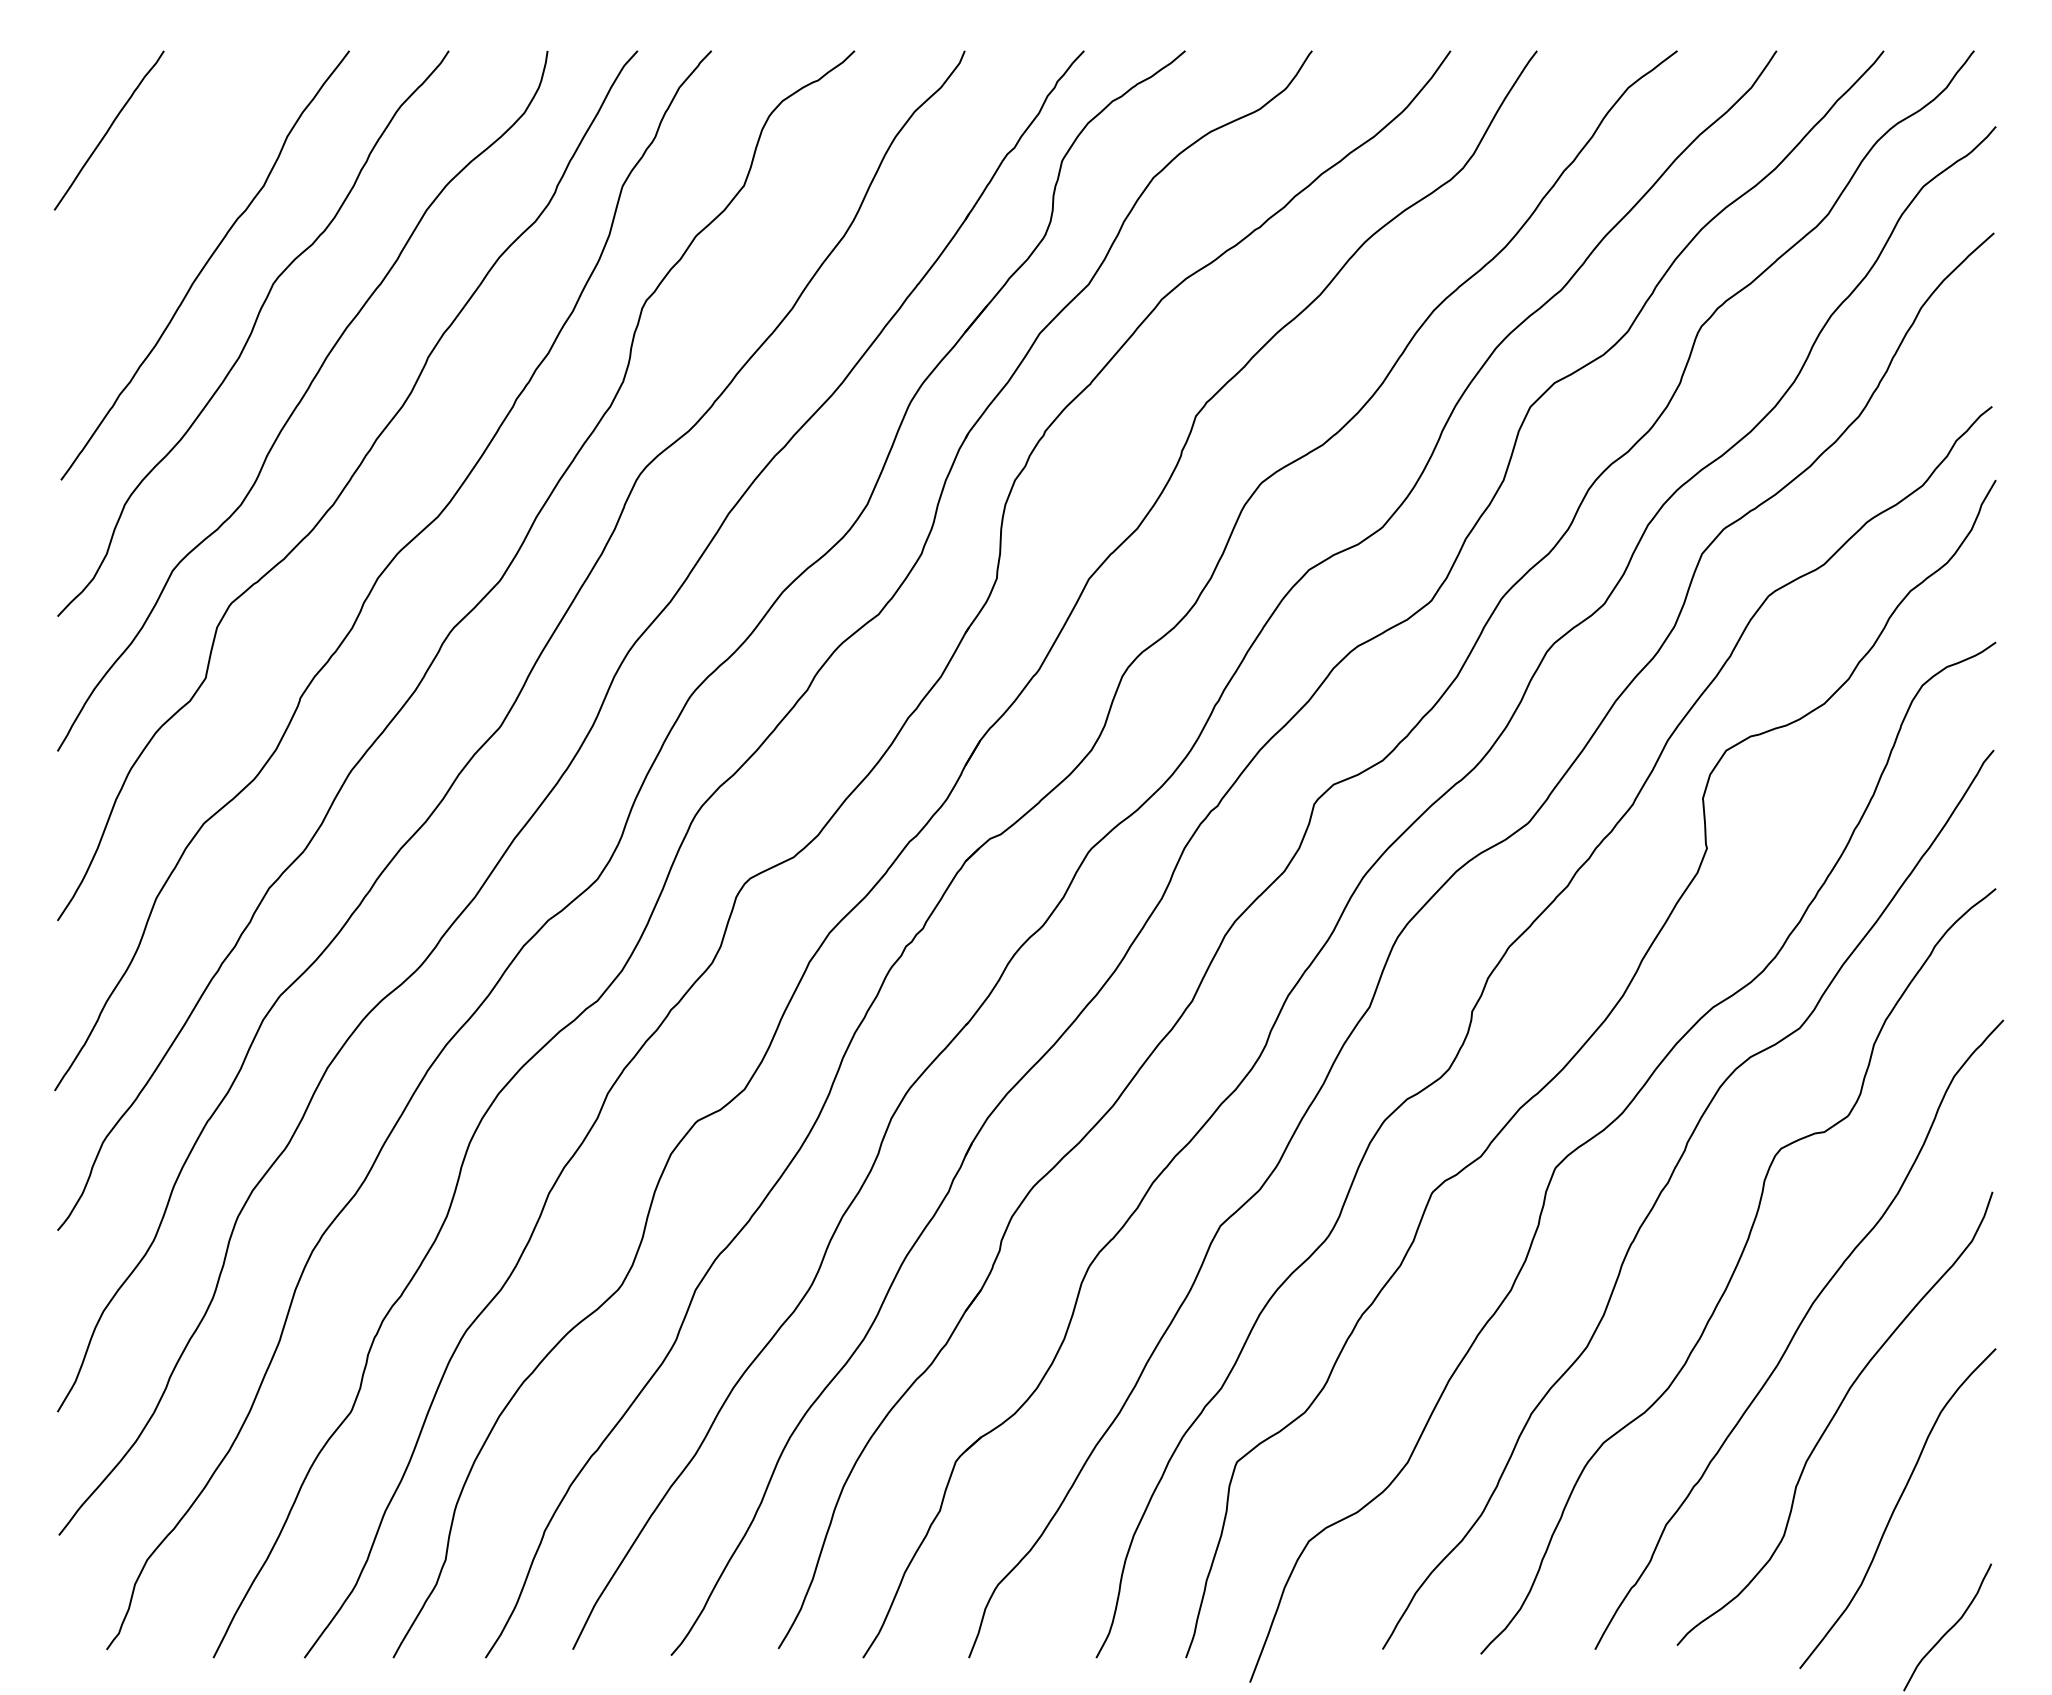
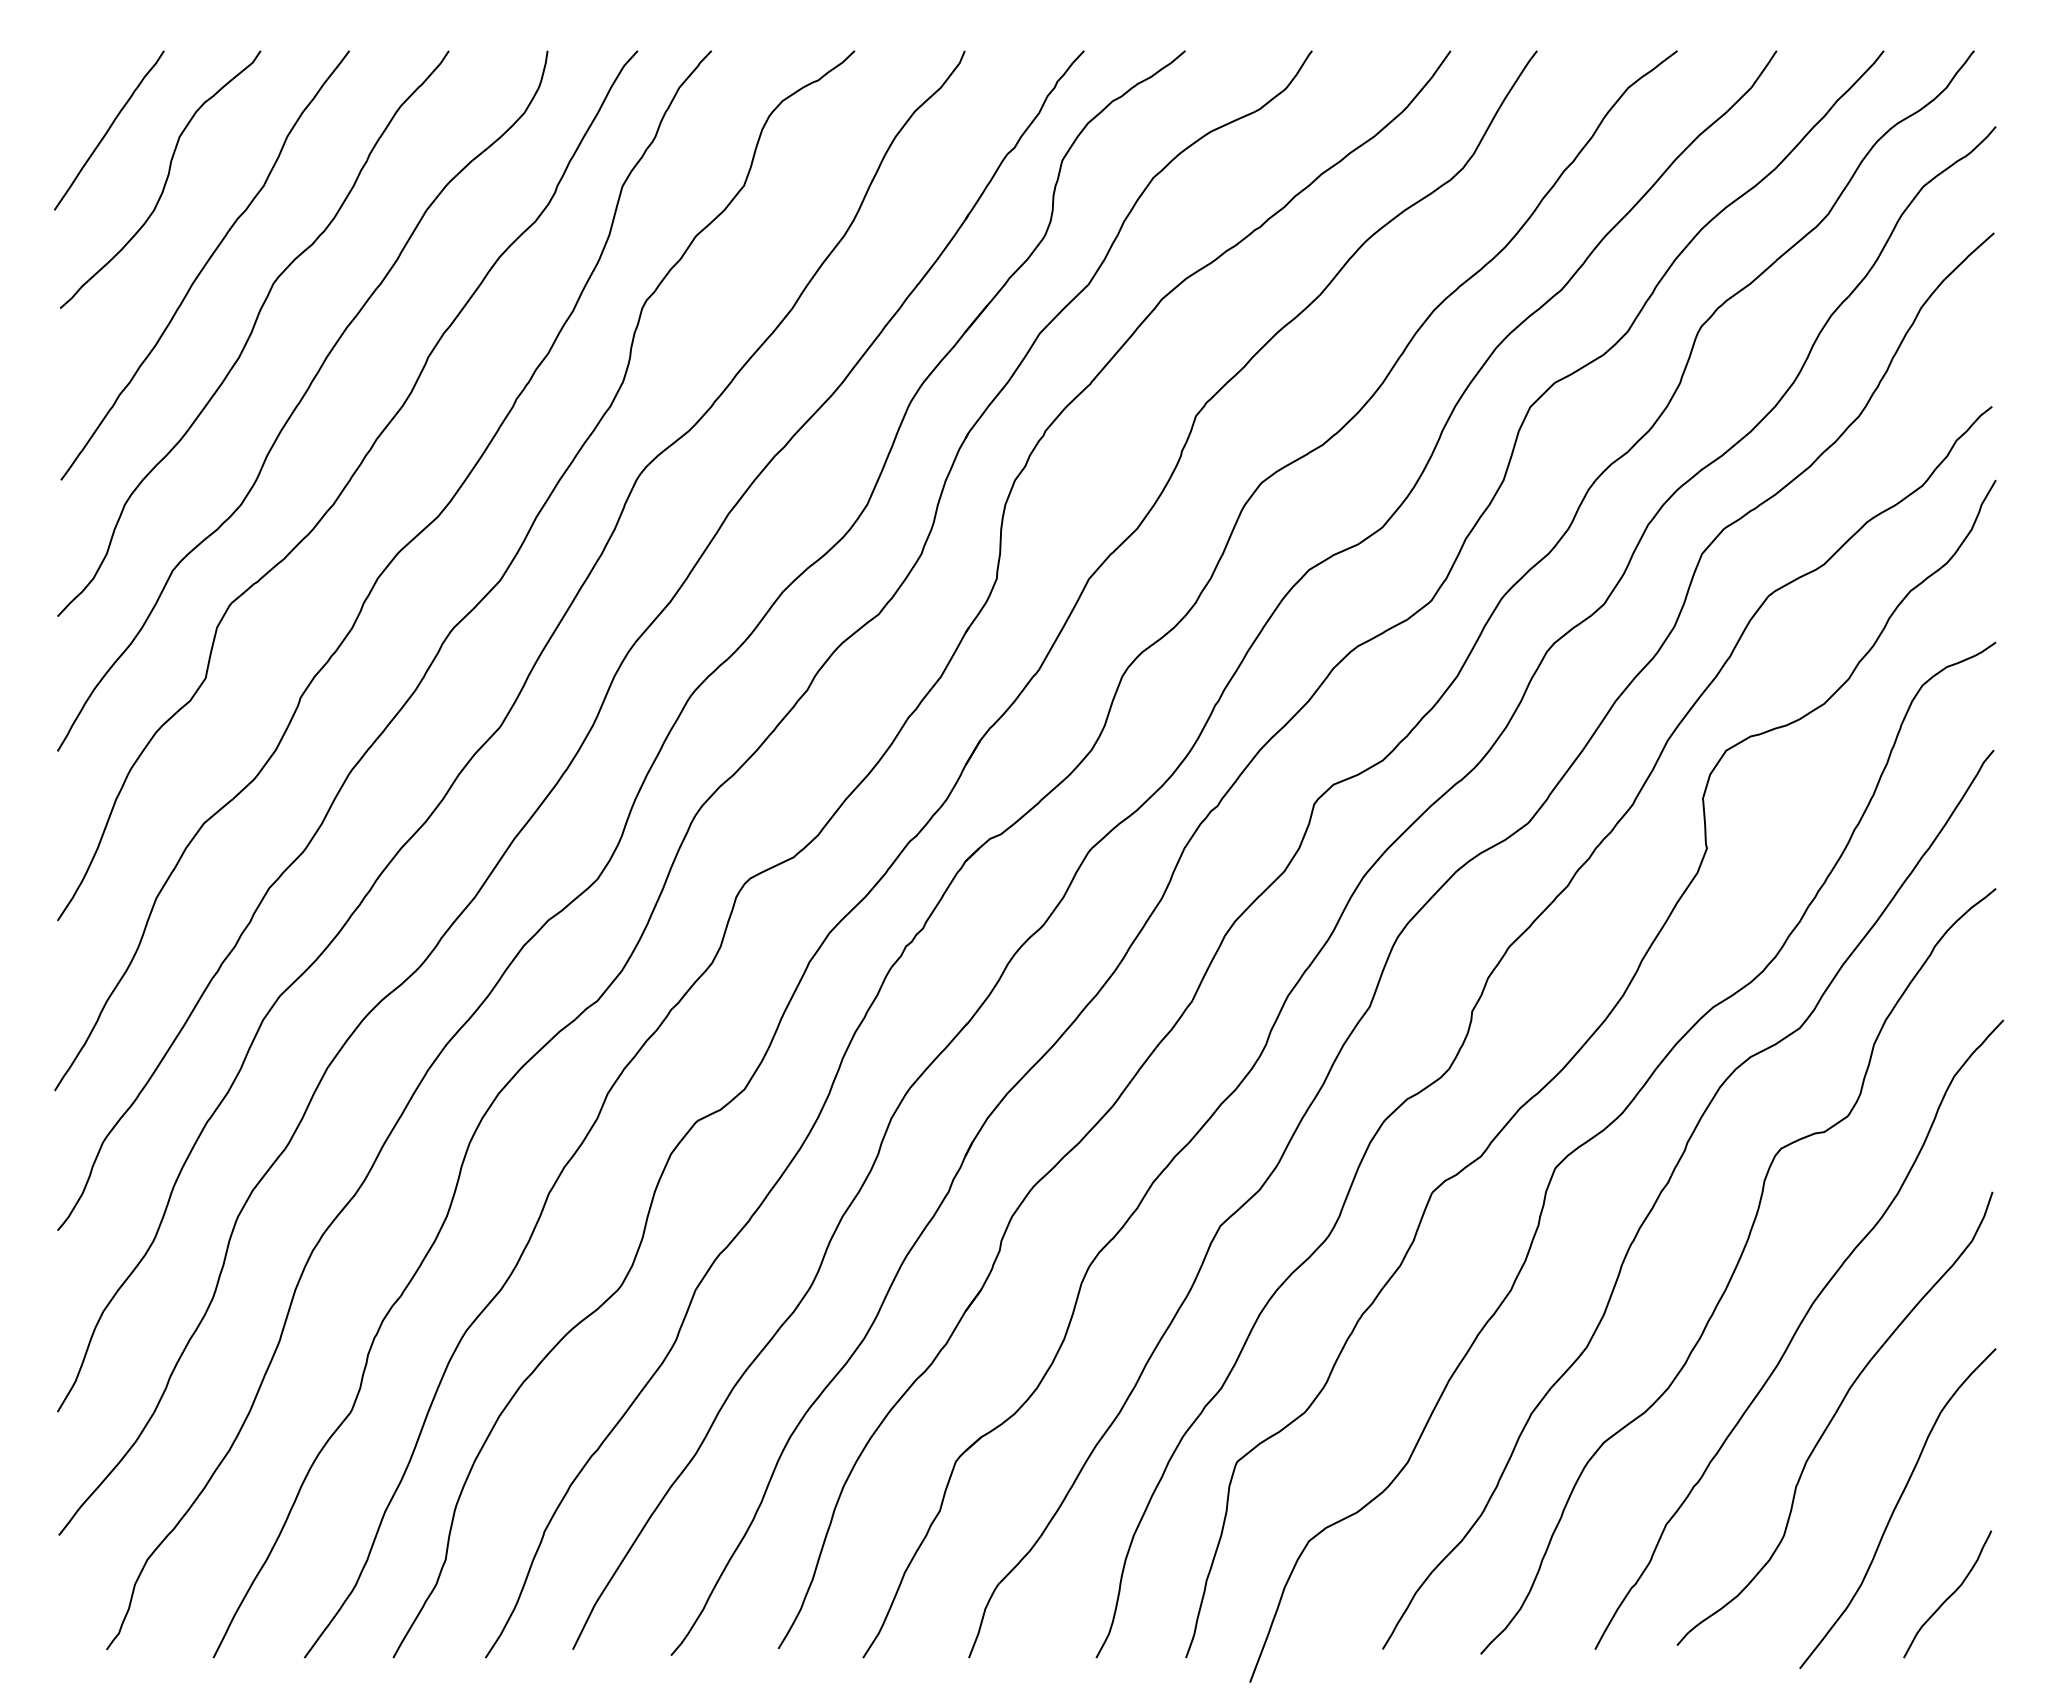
curve: none -> present (164, 182)
curve position: (1949, 1628) -> (1949, 1595) (1949, 1595)
